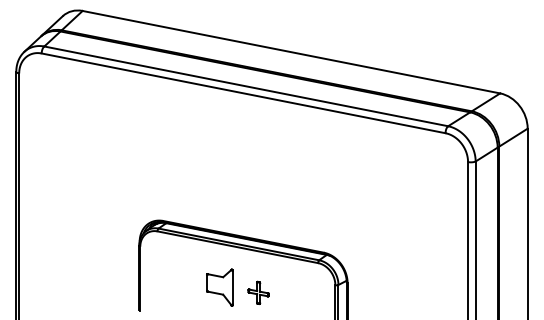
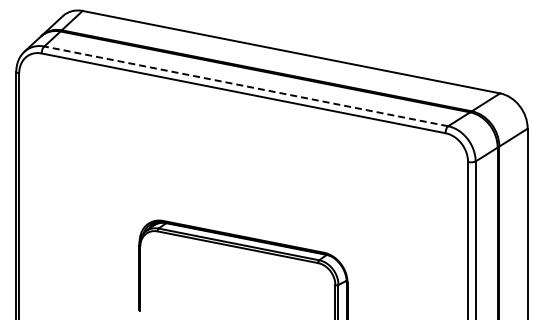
line: solid -> dashed (246, 86)
part: present -> none (219, 287)
part: present -> none (258, 292)
